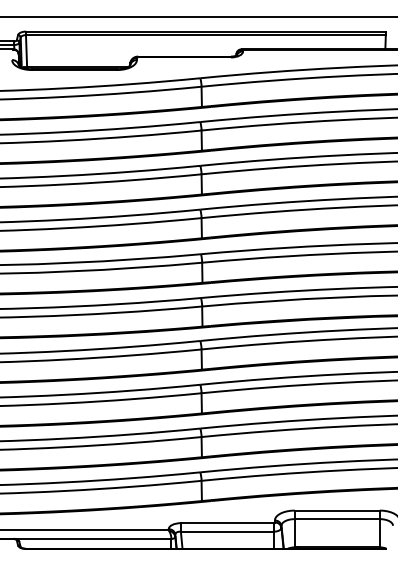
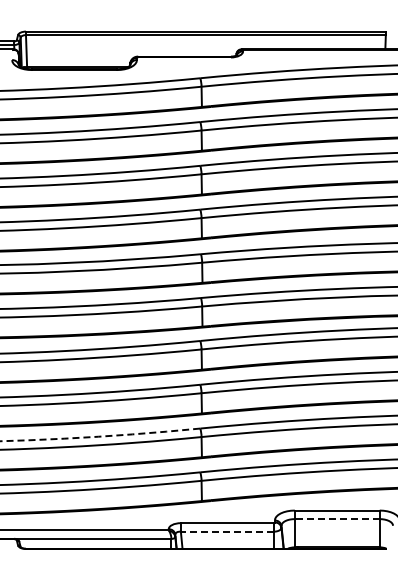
line: present -> none (198, 16)
arc: solid -> dashed (100, 436)
line: solid -> dashed (336, 519)
line: solid -> dashed (226, 531)
